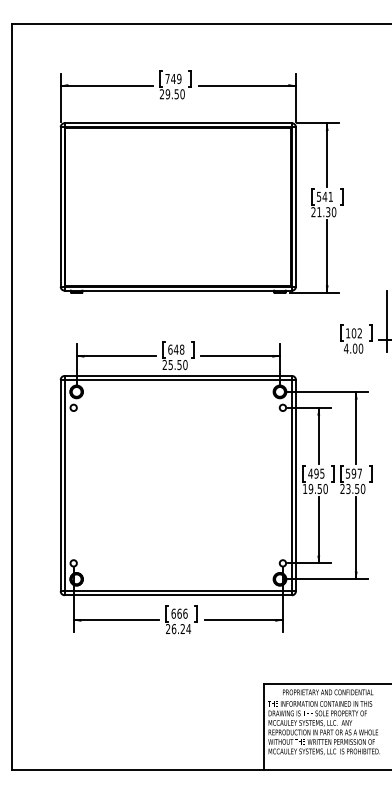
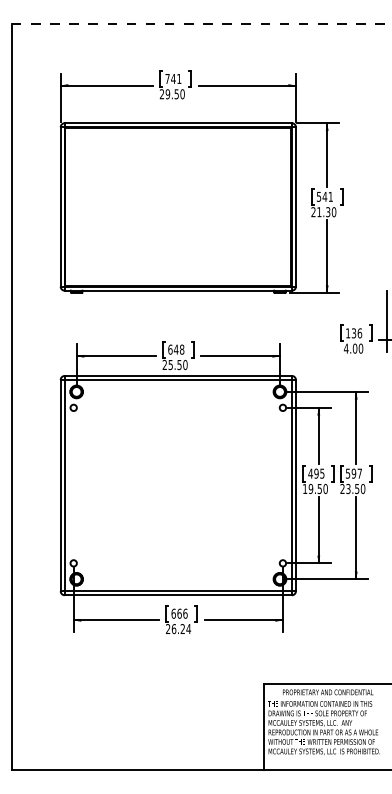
line: solid -> dashed (201, 23)
text: 749 -> 741 (179, 78)
text: 102 -> 136 (356, 333)
